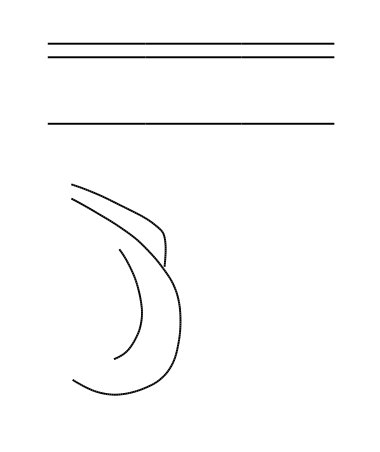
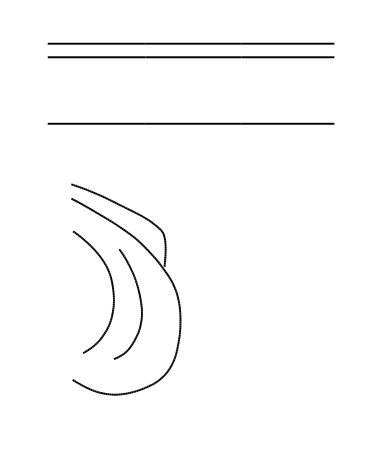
part: none -> present (111, 286)
